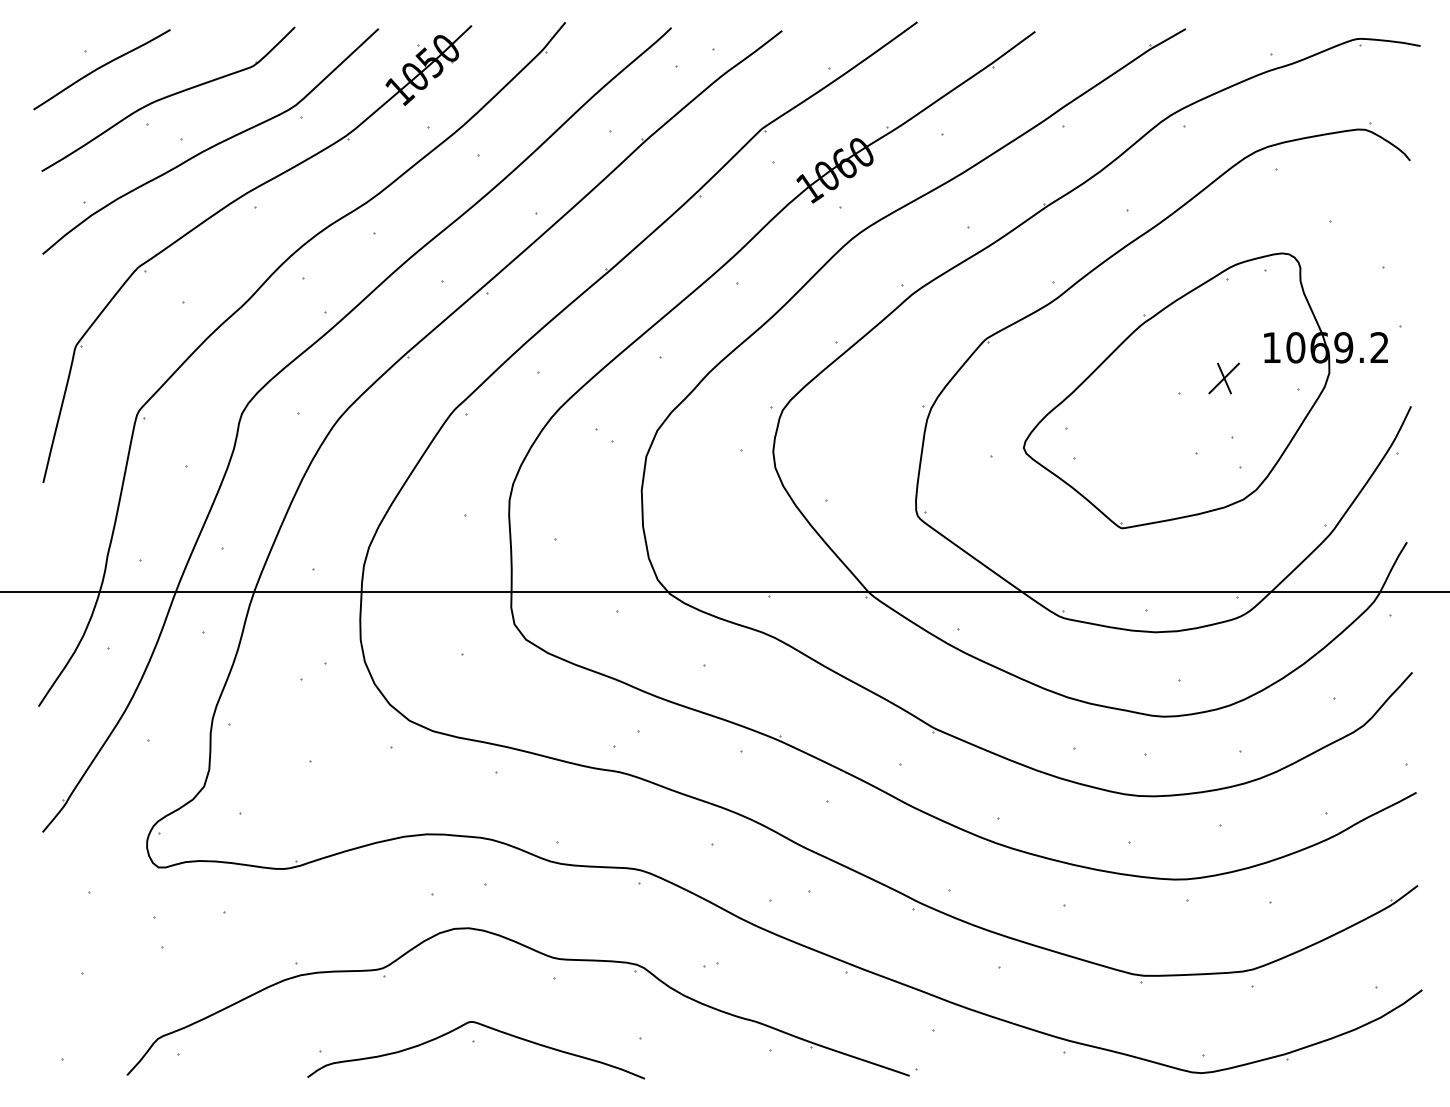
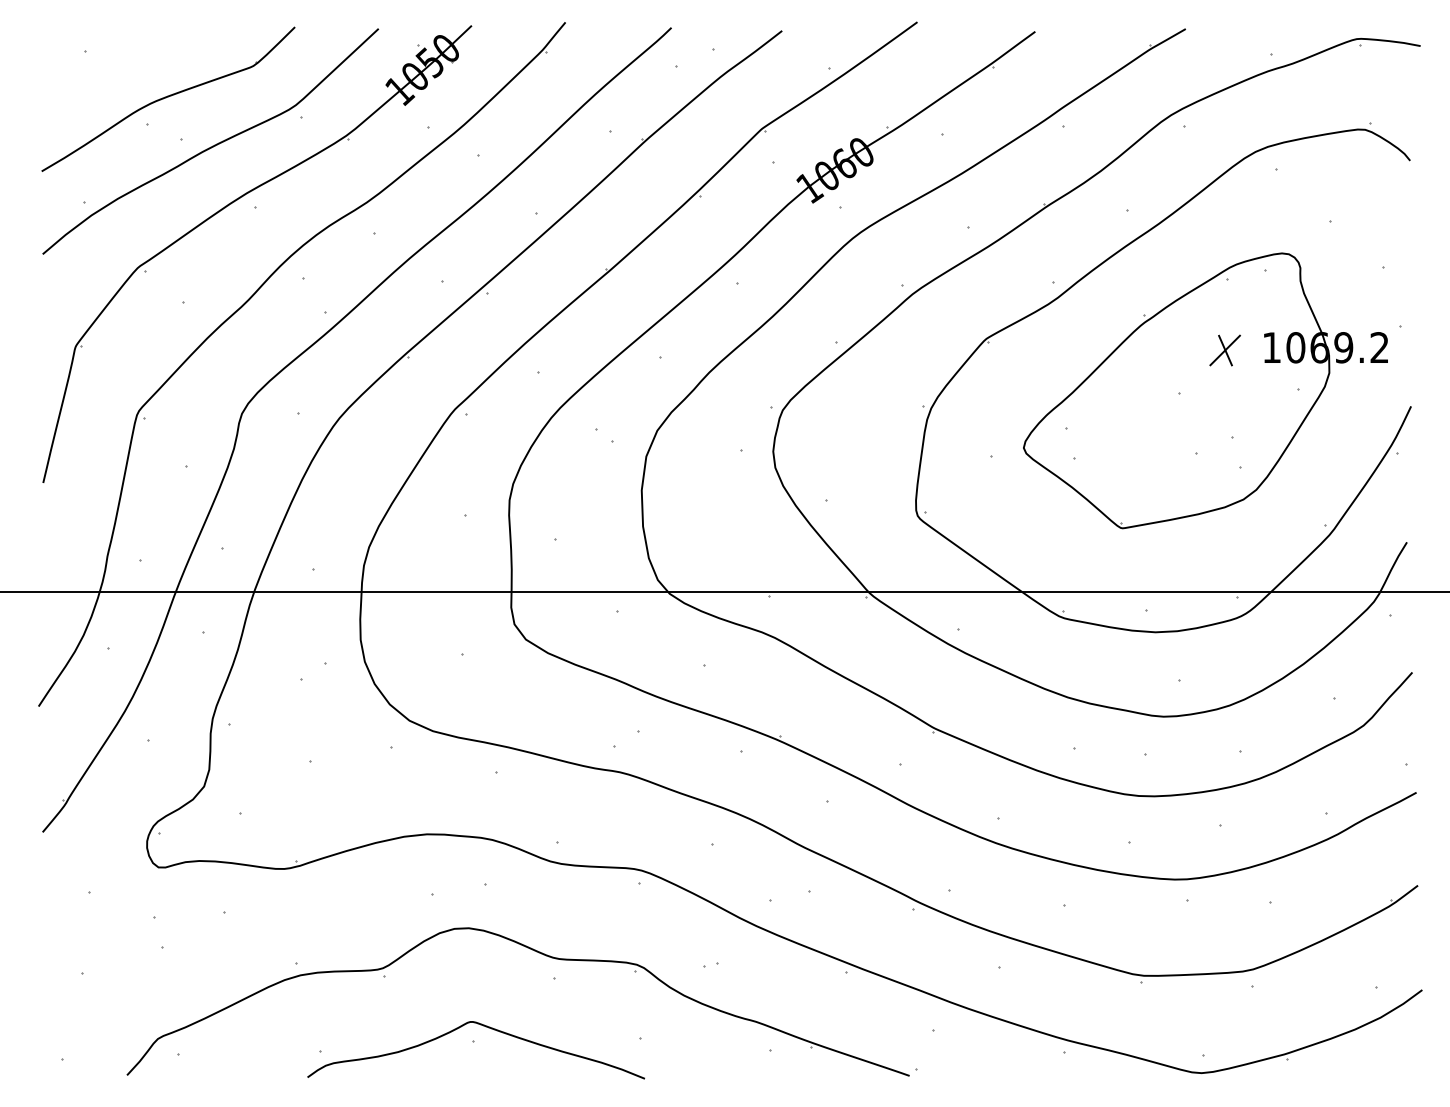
curve: present -> none (100, 68)
part position: (1223, 378) -> (1224, 350) (1224, 350)
